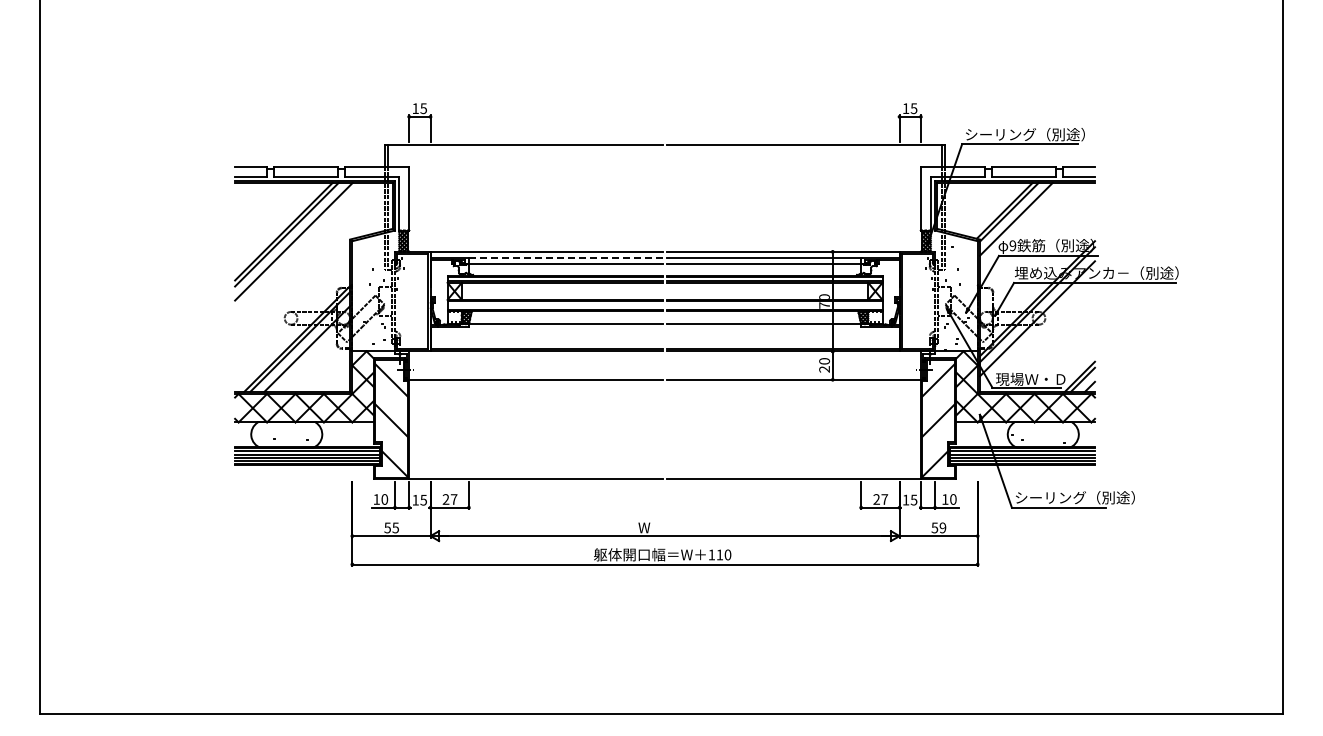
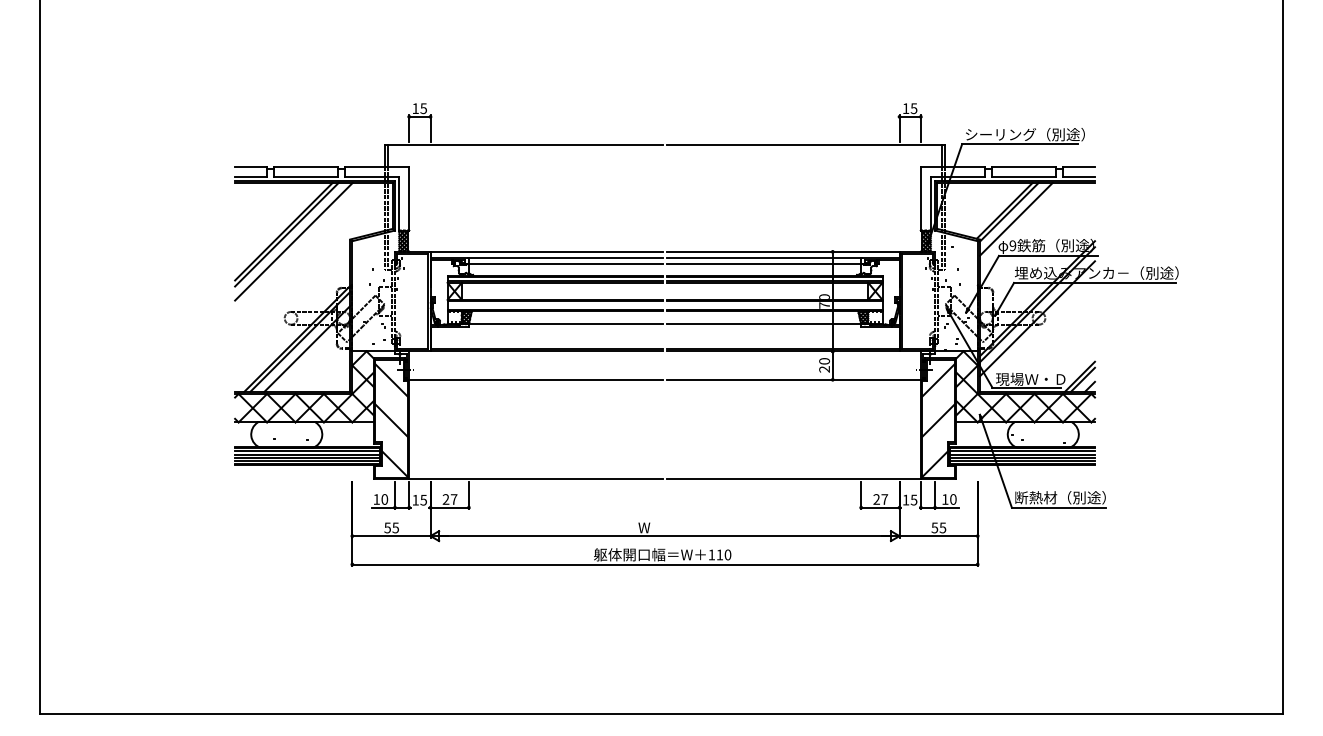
line: dashed -> solid (565, 257)
text: シーリング（別途） -> 断熱材（別途） (1074, 497)
text: 59 -> 55 (942, 527)
